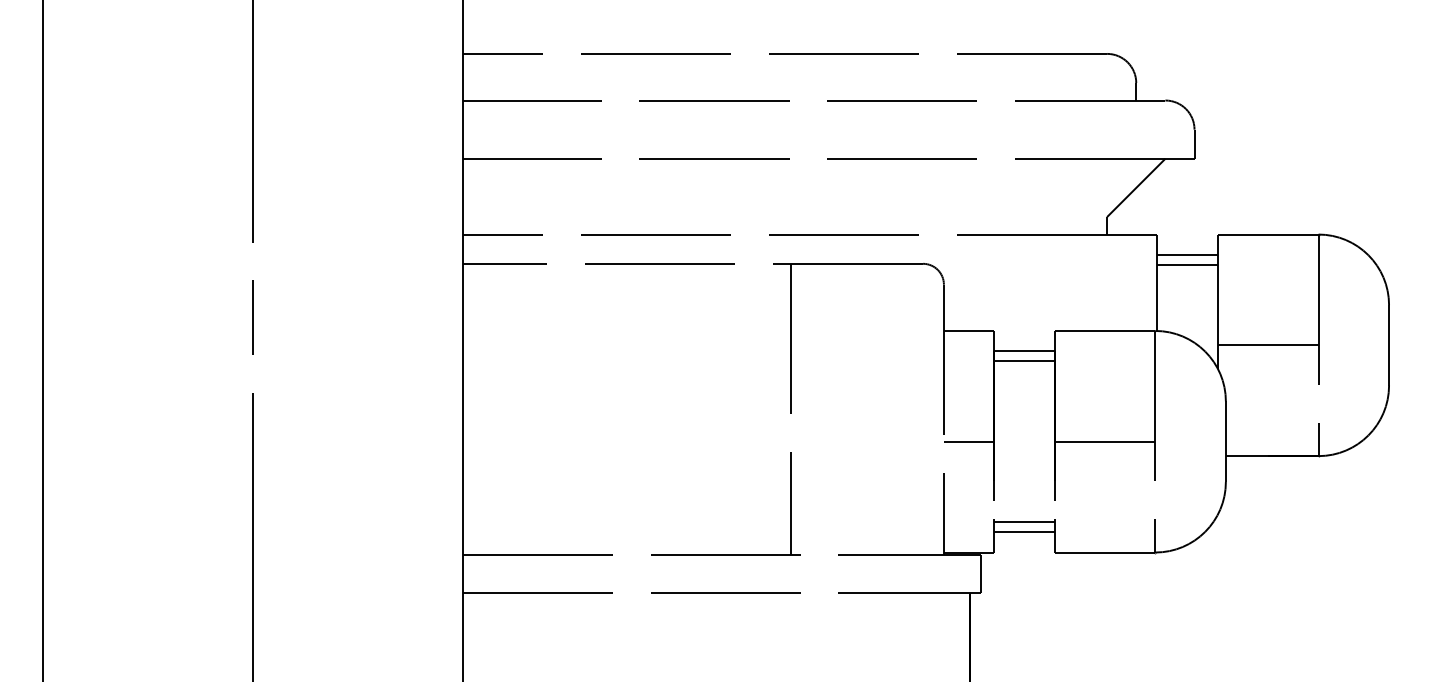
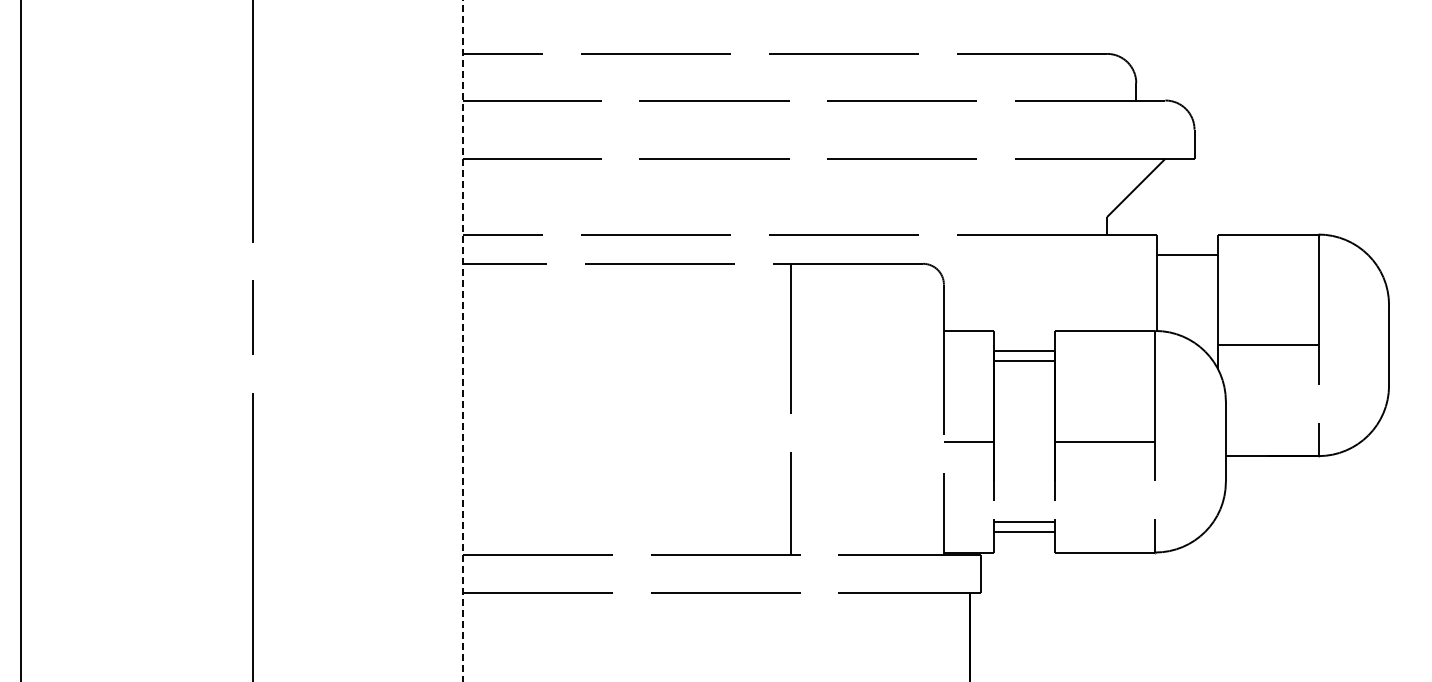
line: present -> none (1187, 264)
line position: (42, 340) -> (20, 340) (20, 340)
line: solid -> dashed (462, 340)
